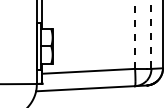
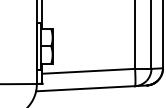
line: dashed -> solid (135, 34)
line: dashed -> solid (151, 34)
